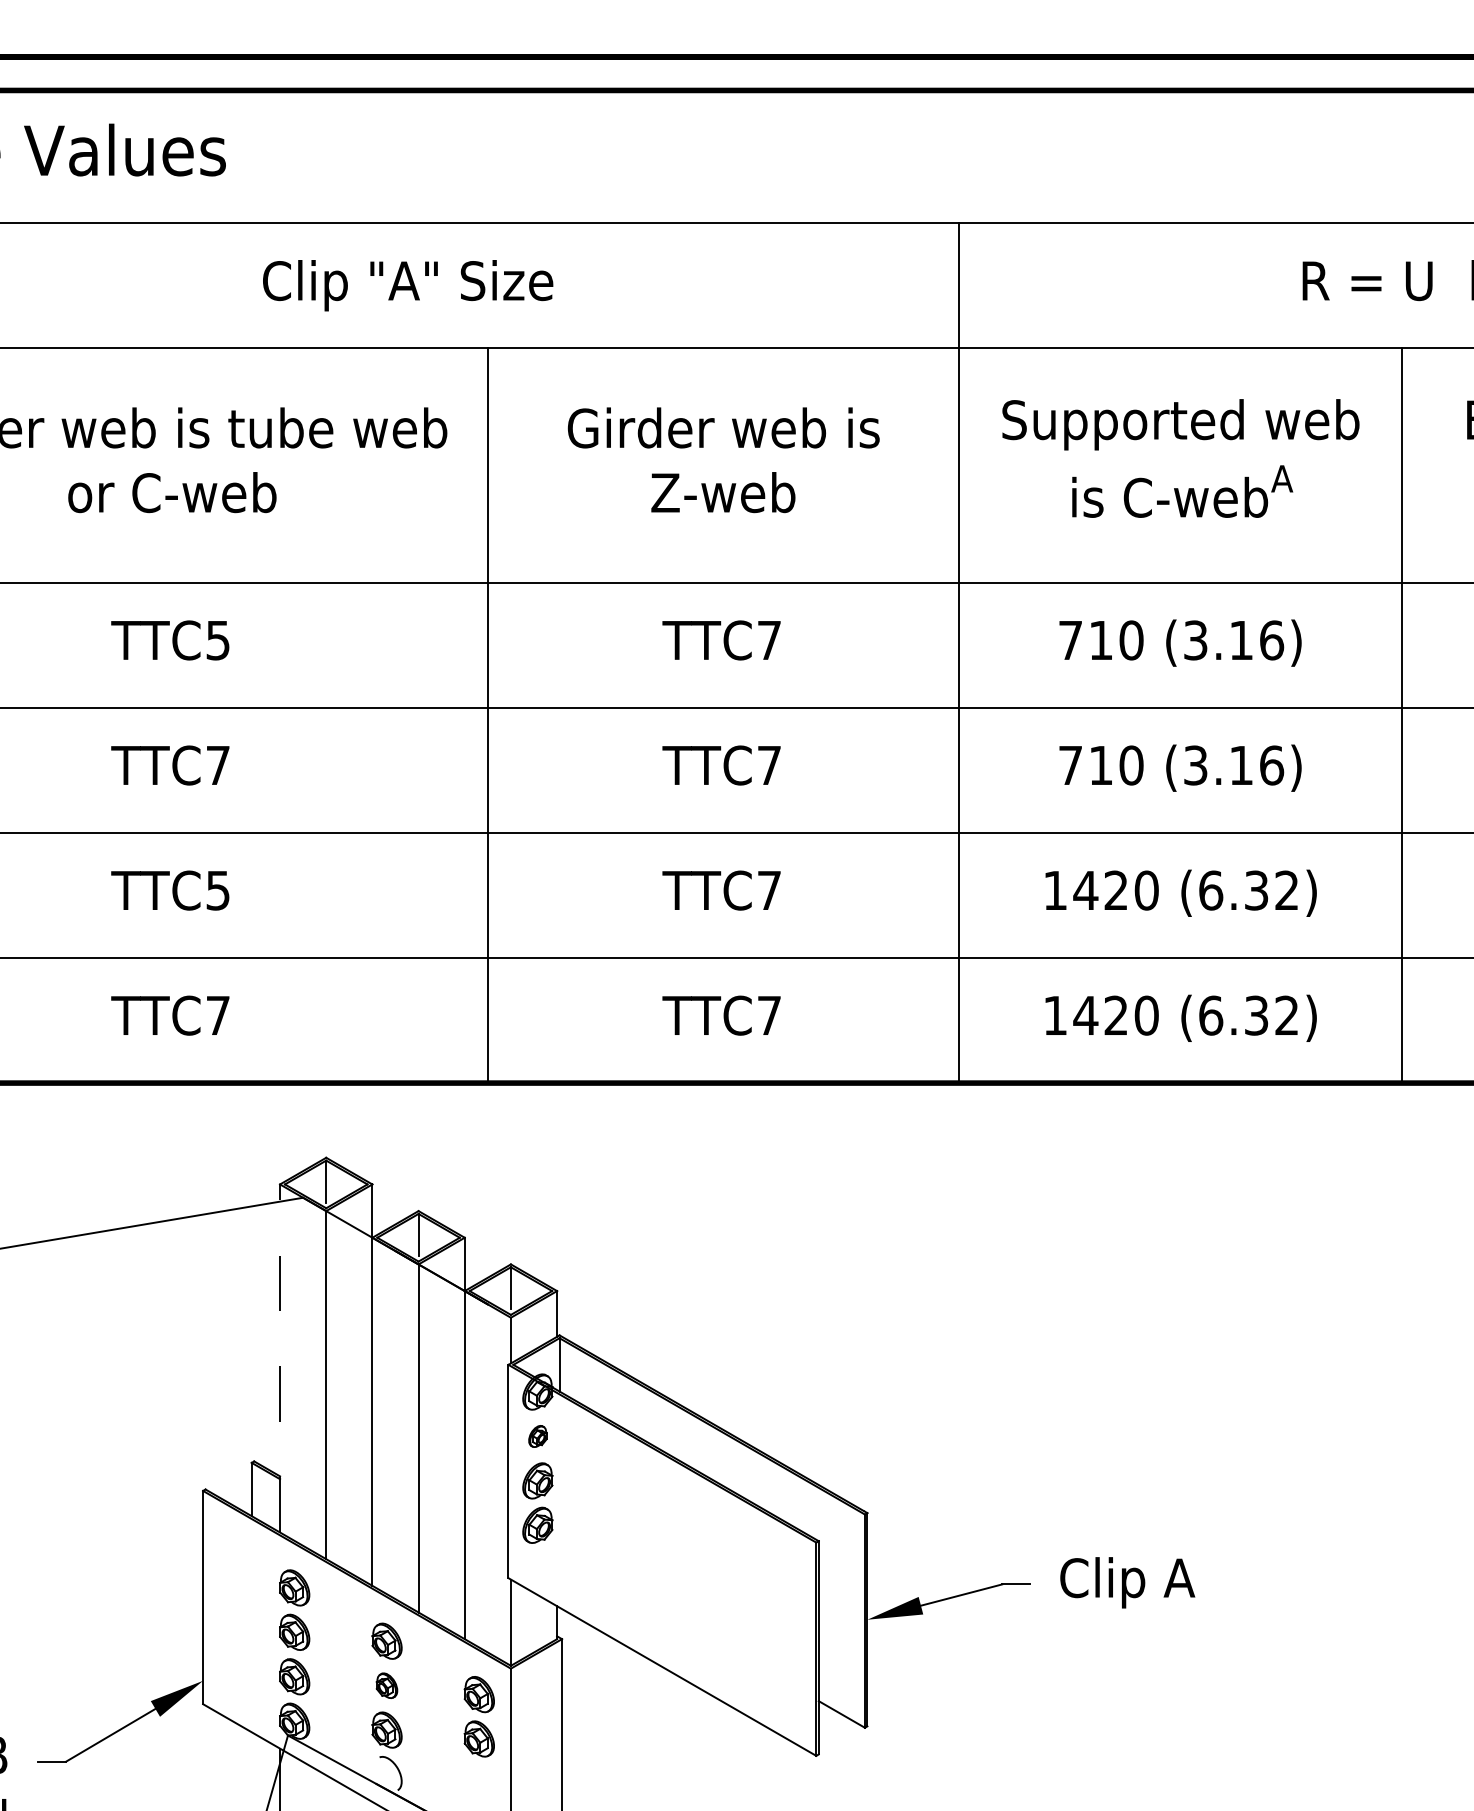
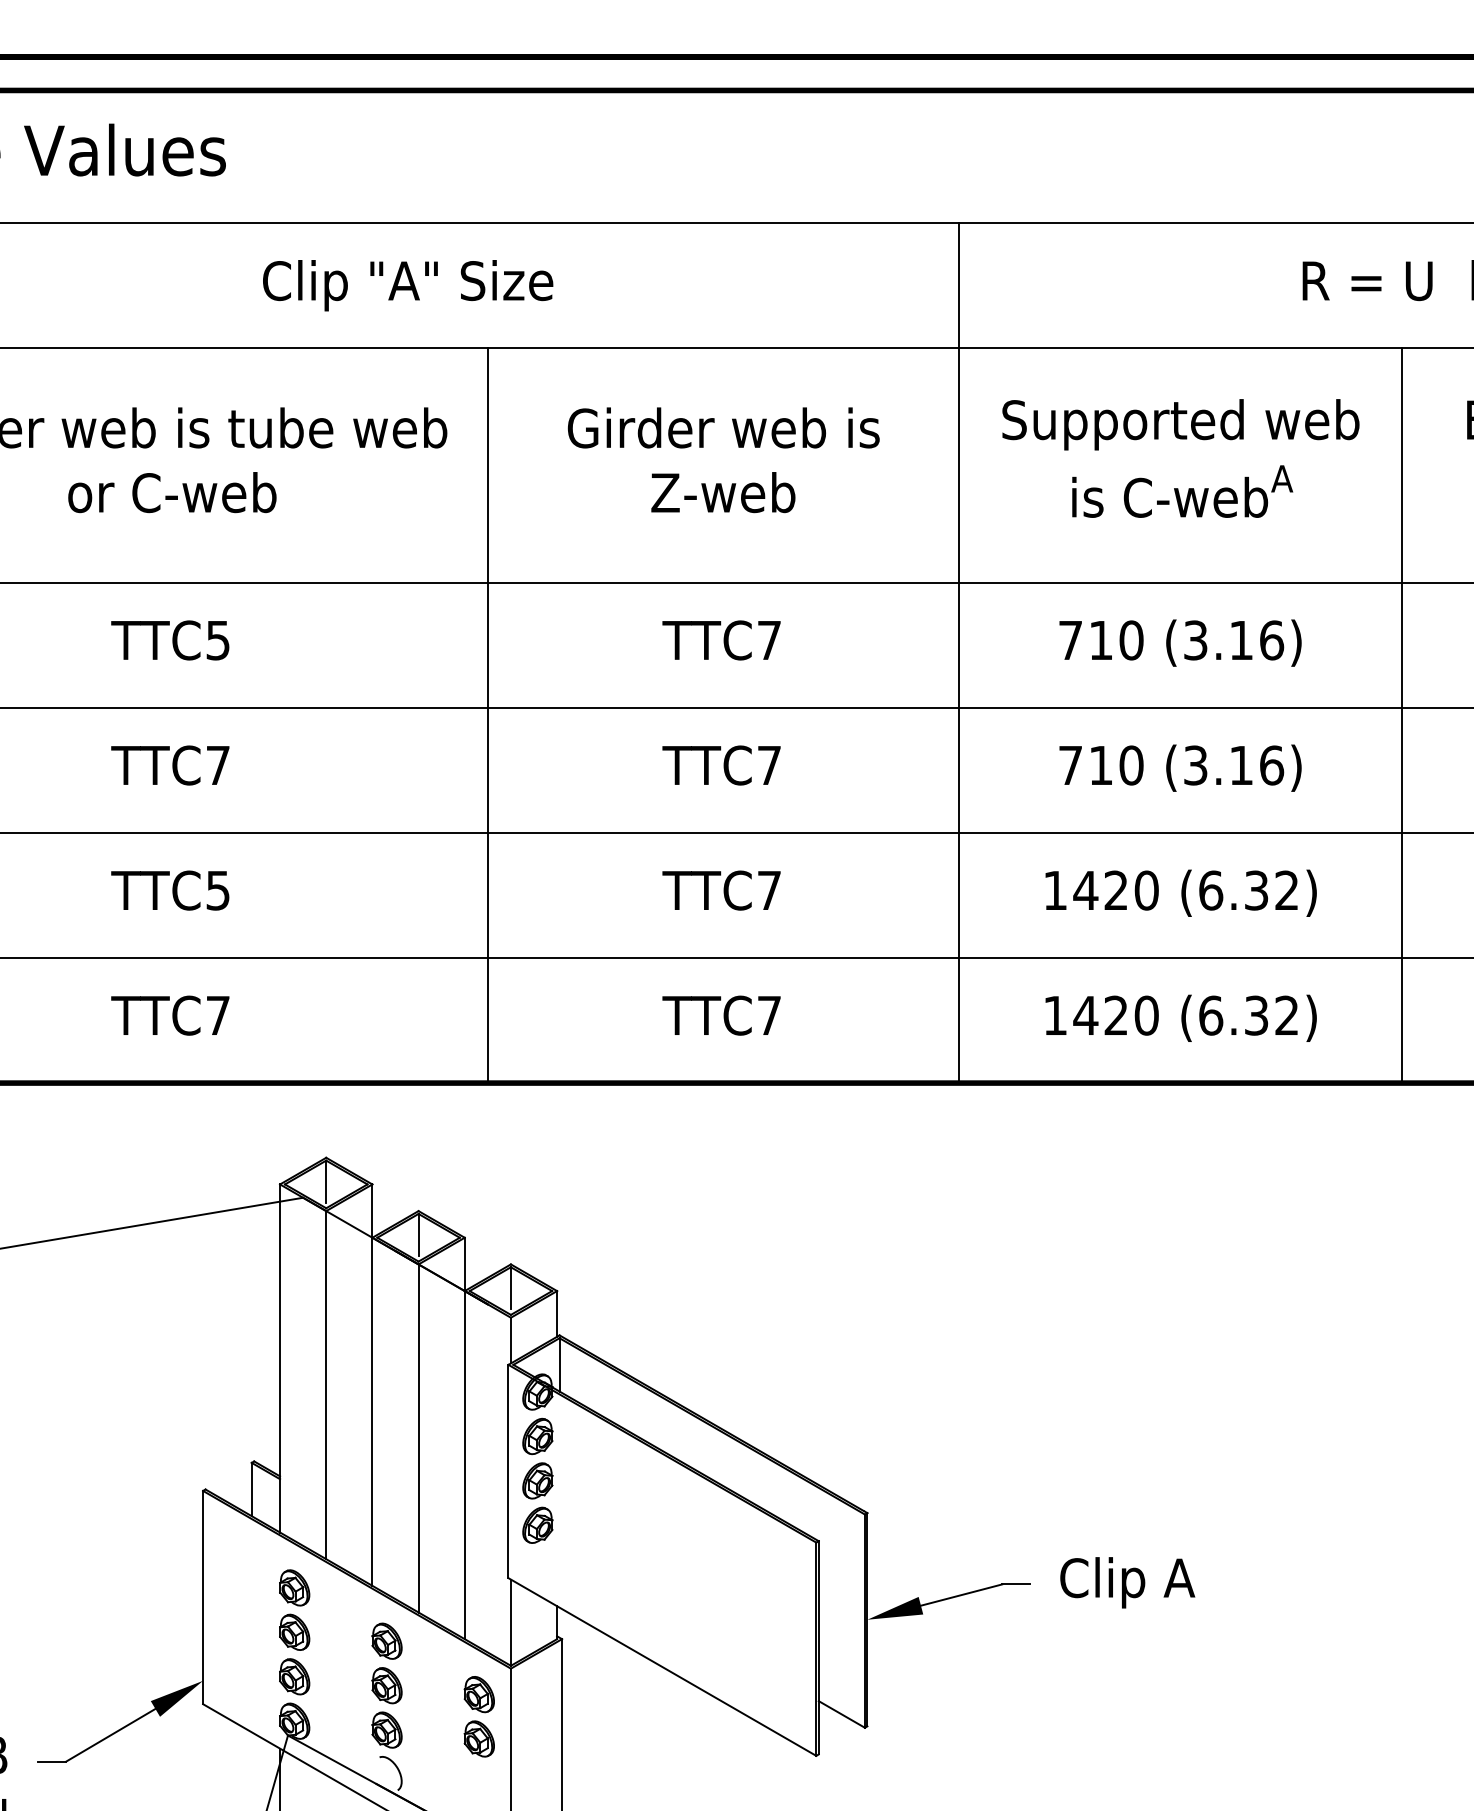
line: dashed -> solid (280, 1357)
part size: 20x23 px -> 32x39 px (537, 1436)
part size: 24x27 px -> 32x38 px (386, 1685)
